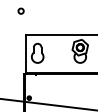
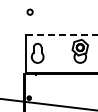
circle position: (20, 10) -> (29, 11) (29, 11)
line: solid -> dashed (61, 35)
